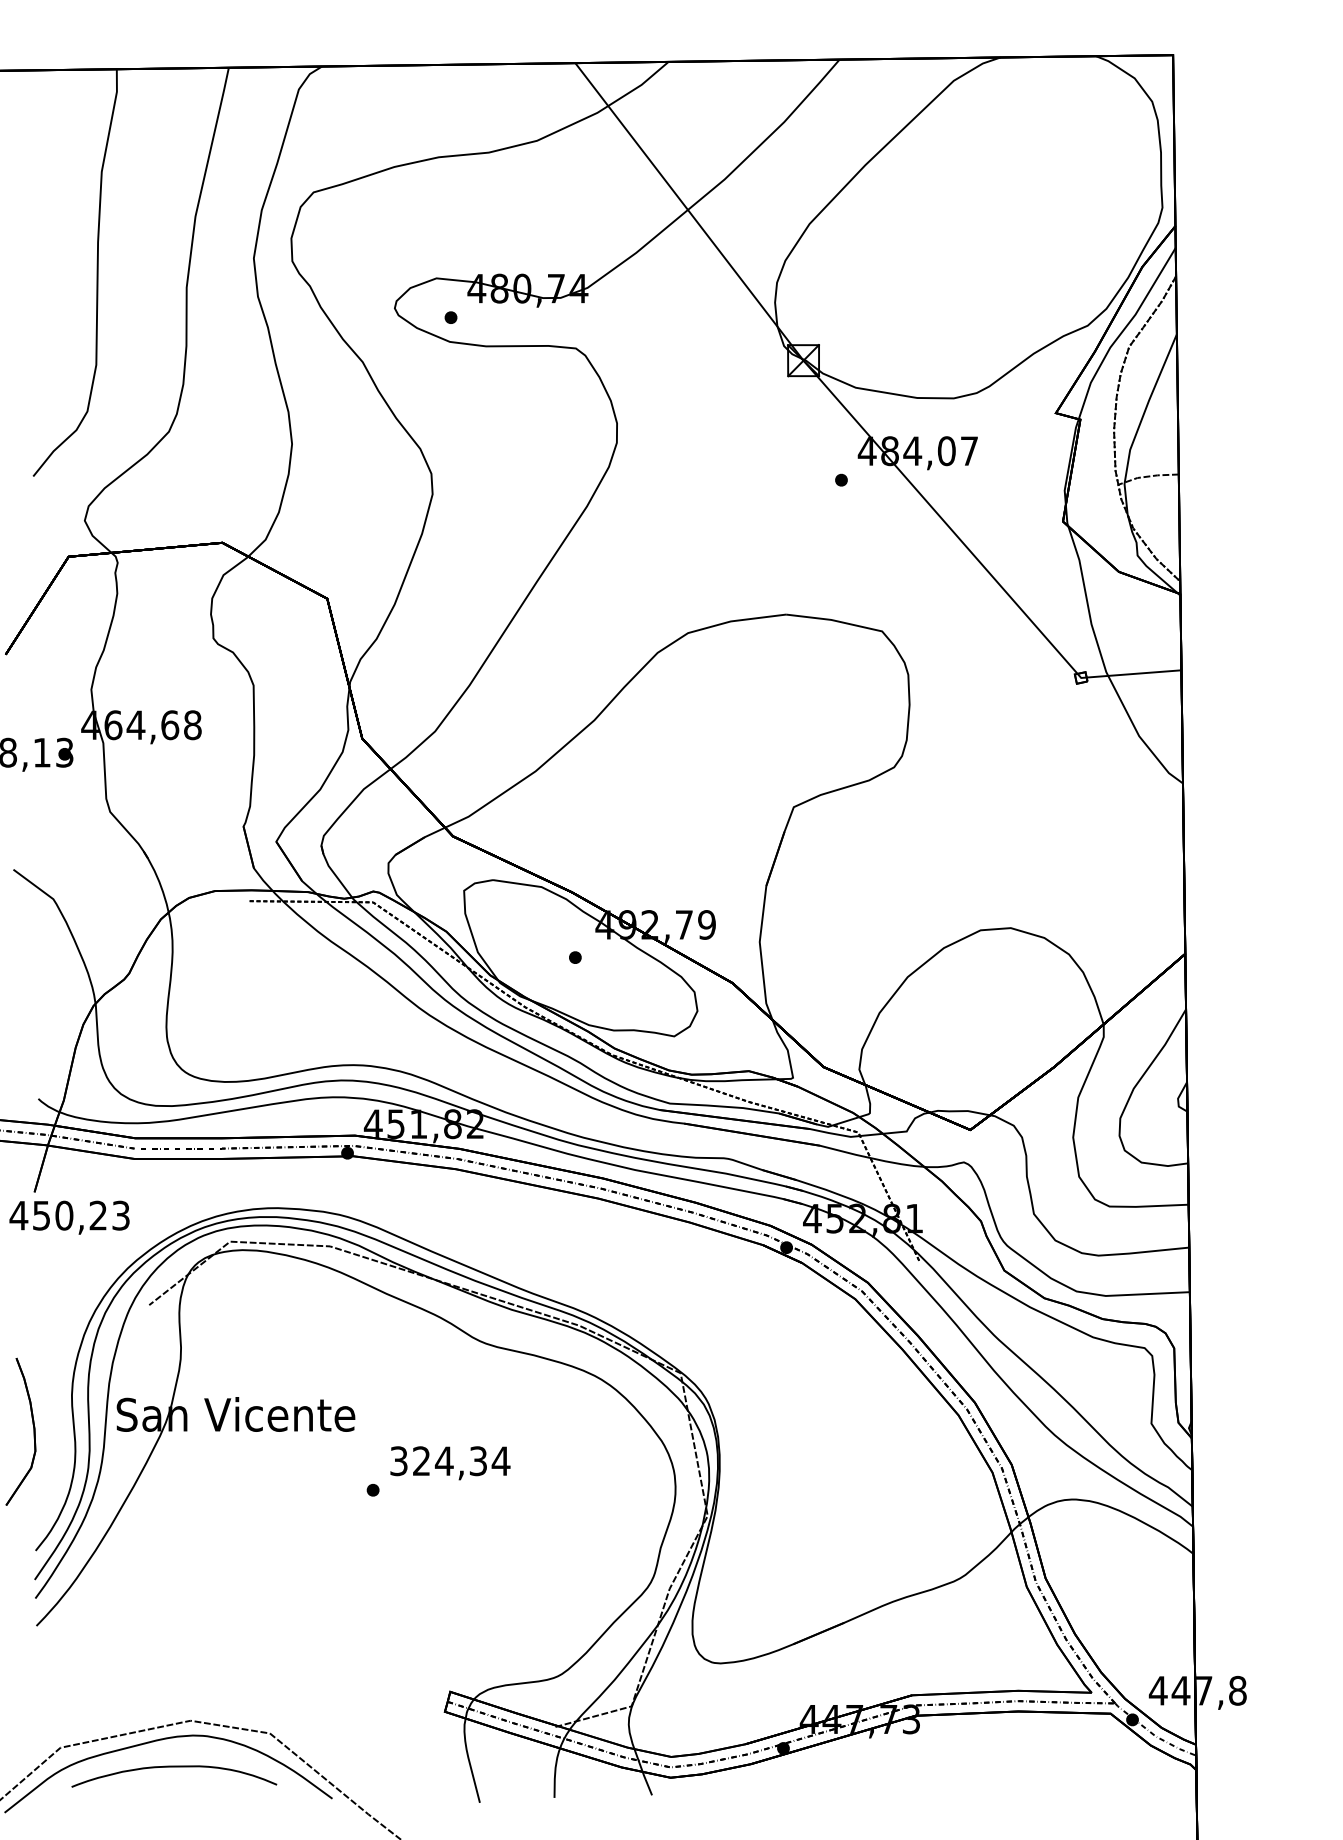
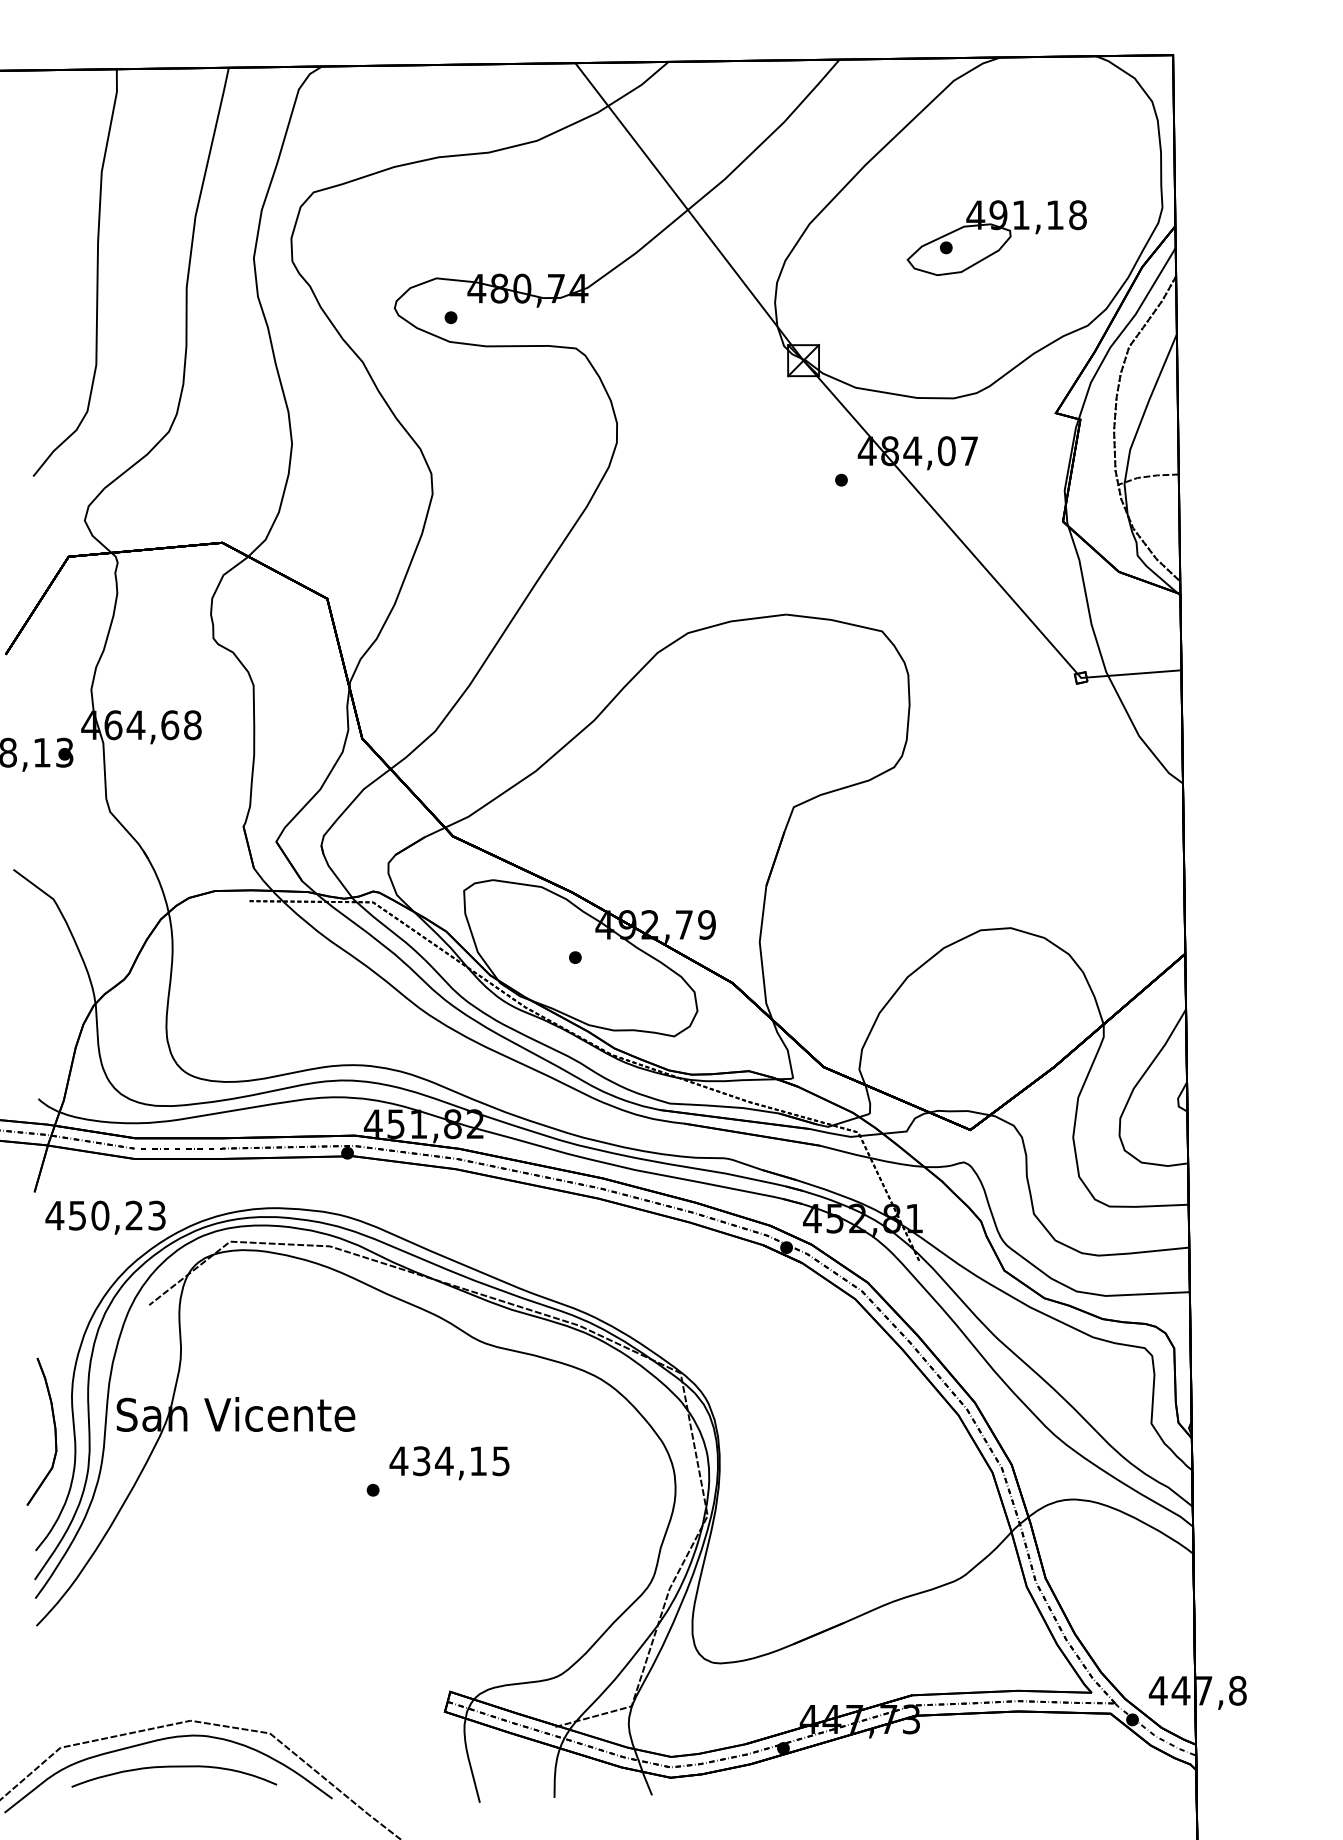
part: none -> present (996, 238)
text position: (69, 1217) -> (105, 1217) (105, 1217)
part position: (33, 1431) -> (54, 1431) (54, 1431)
text: 324,34 -> 434,15 (449, 1461)
